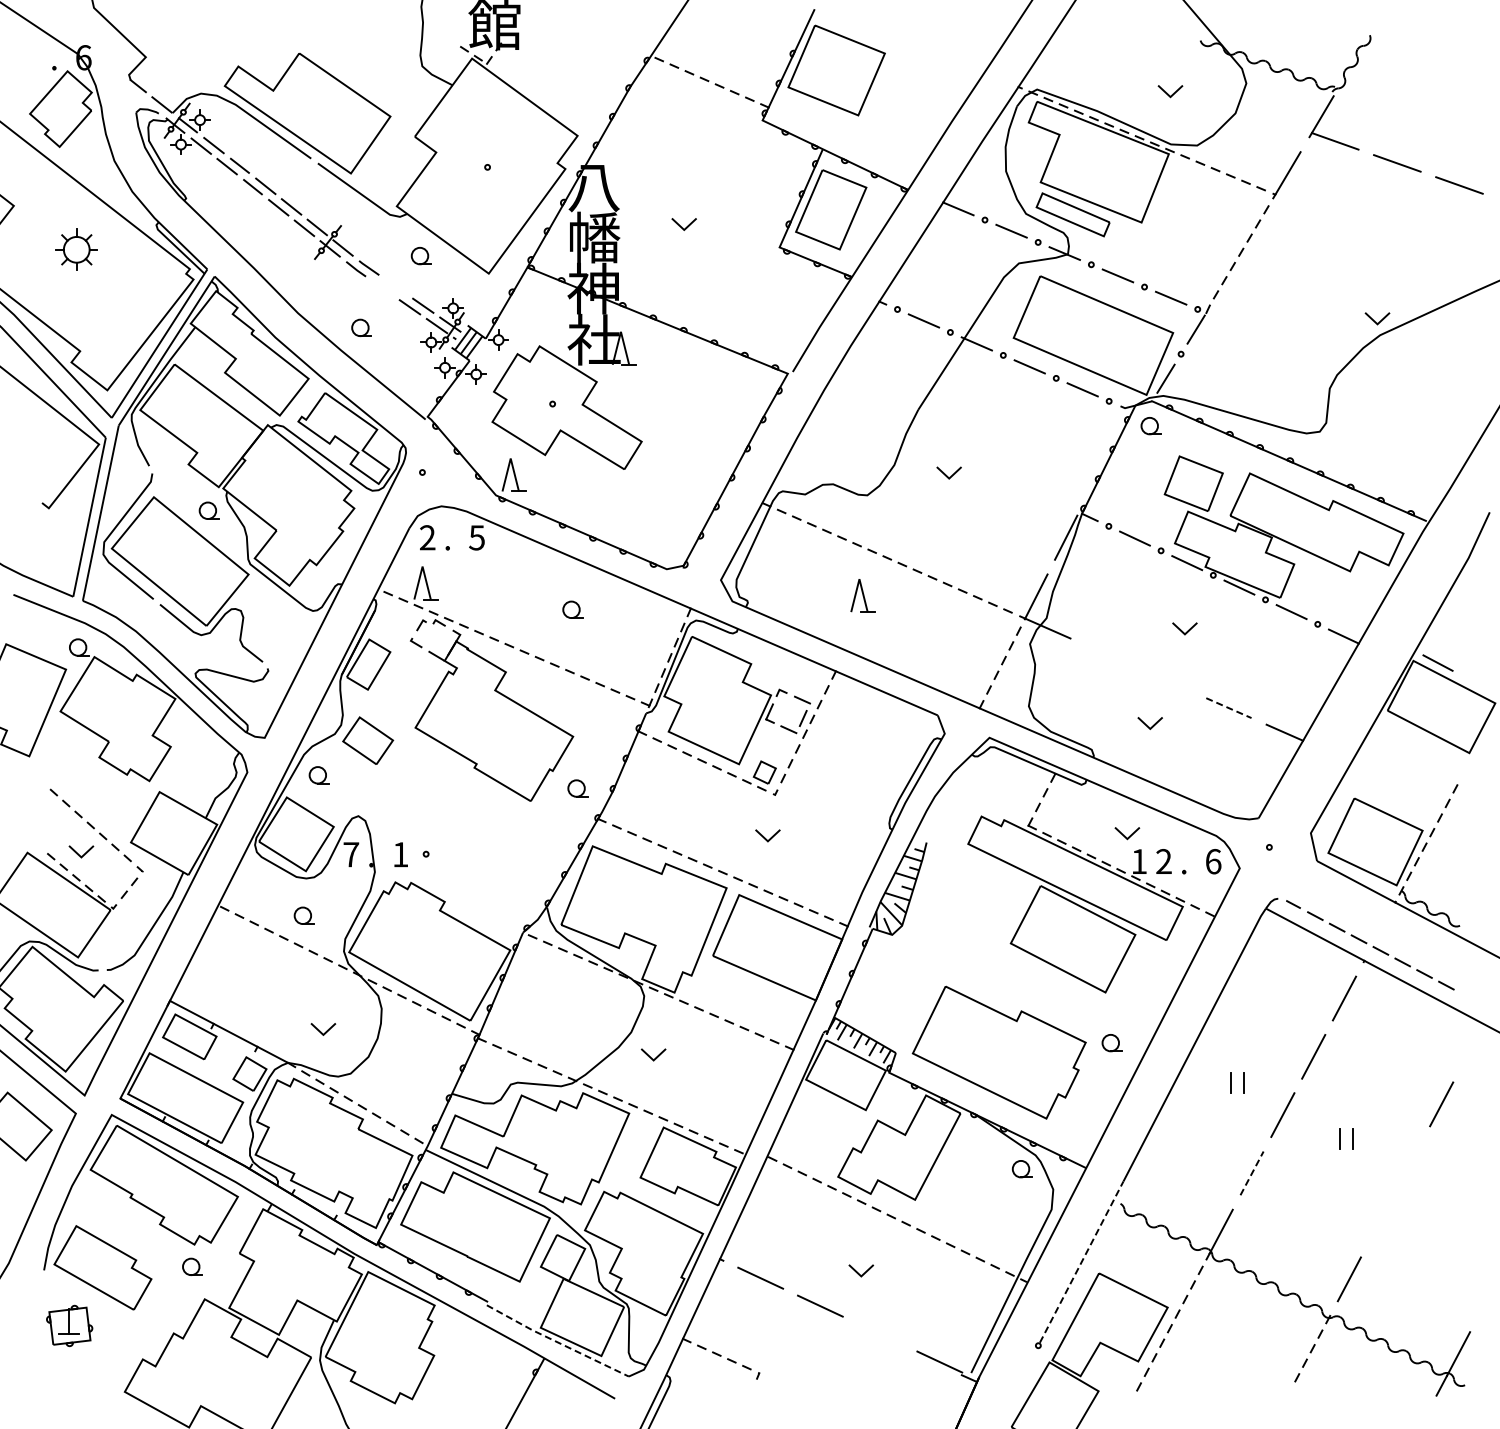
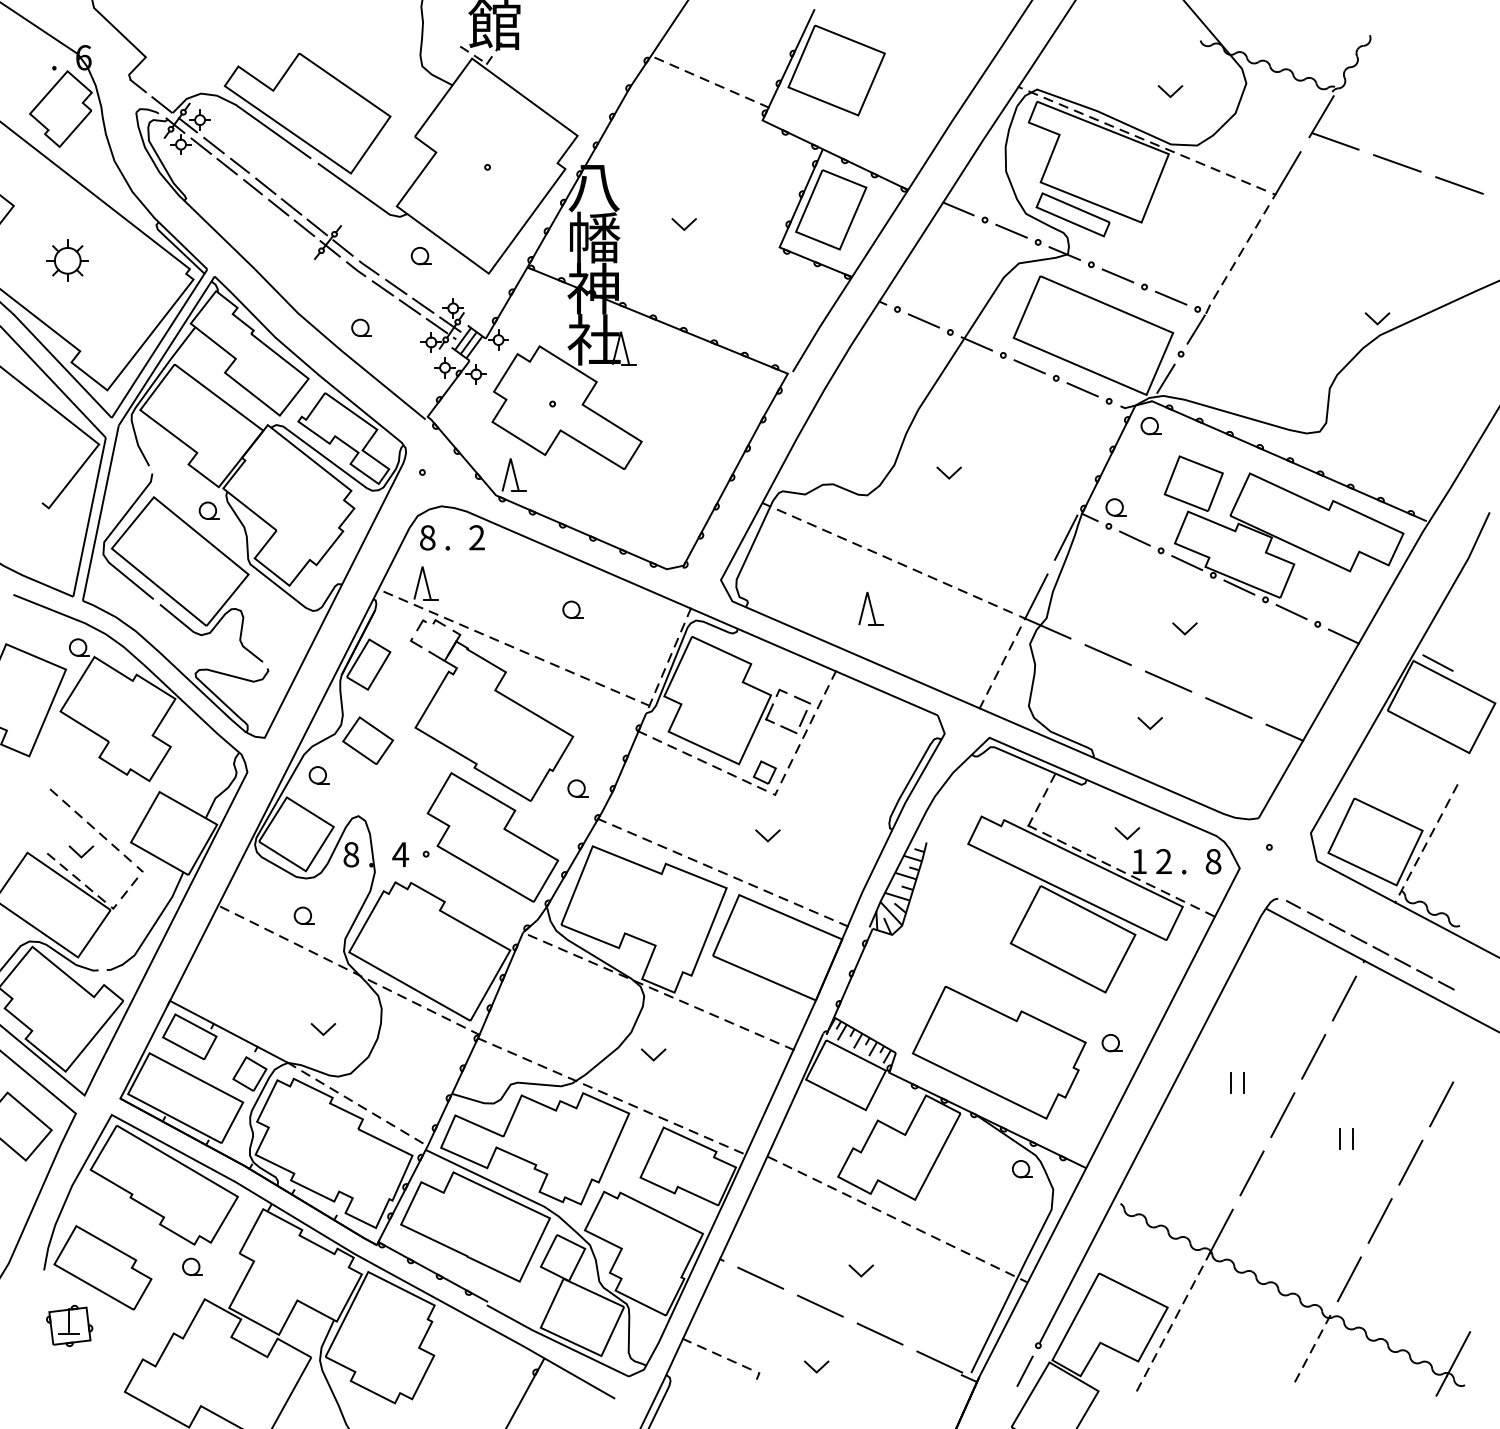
part position: (76, 249) -> (67, 260) (67, 260)
line: none -> present (396, 286)
line: none -> present (382, 288)
part: none -> present (1115, 507)
text: 2 -> 8 (427, 537)
text: 5 -> 2 (476, 537)
part position: (862, 595) -> (870, 608) (870, 608)
line: none -> present (1107, 655)
line: none -> present (1168, 681)
line: dashed -> solid (1228, 708)
part: none -> present (492, 837)
text: 7 -> 8 (351, 854)
text: 1 -> 4 (400, 854)
text: 6 -> 8 (1213, 861)
line: none -> present (1410, 1162)
line: dashed -> solid (1252, 1173)
line: none -> present (1379, 1220)
line: dashed -> solid (1081, 1262)
line: none -> present (879, 1333)
line: dashed -> solid (557, 1342)
line: none -> present (813, 1368)
line: none -> present (1024, 1370)
